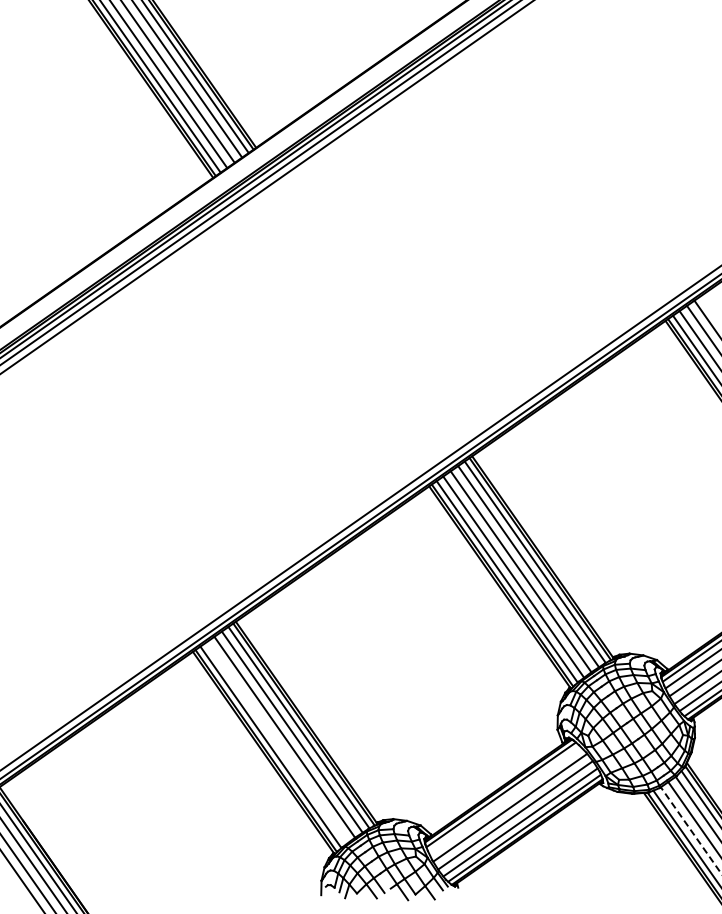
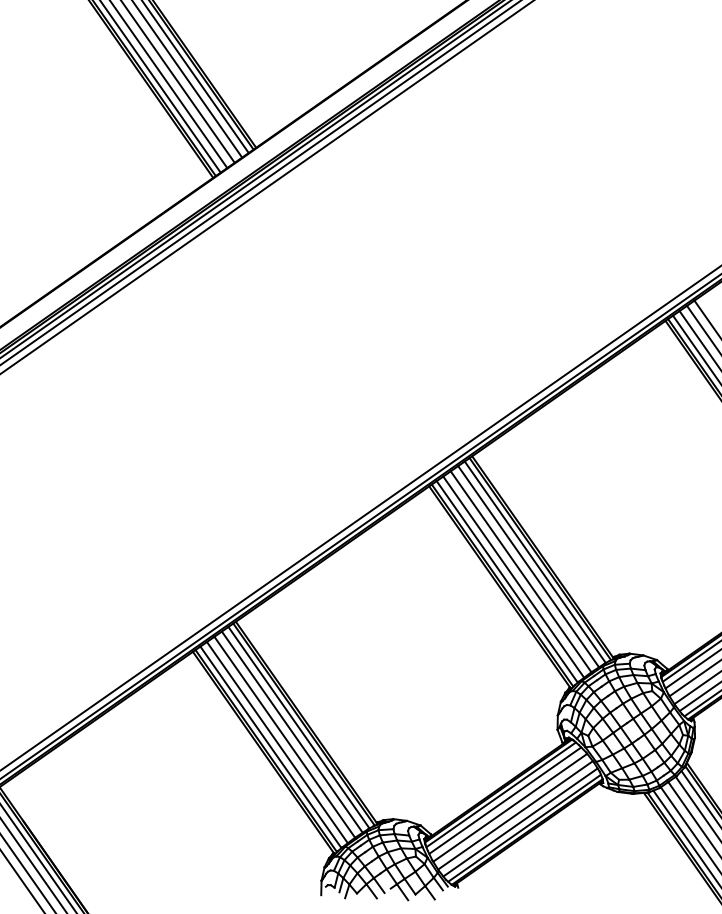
line: none -> present (276, 742)
line: none -> present (505, 800)
line: dashed -> solid (691, 830)
